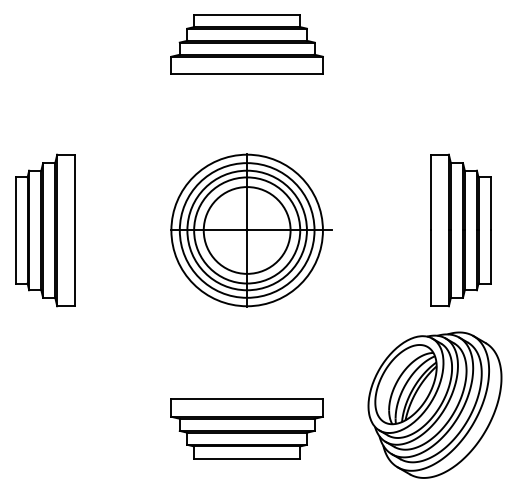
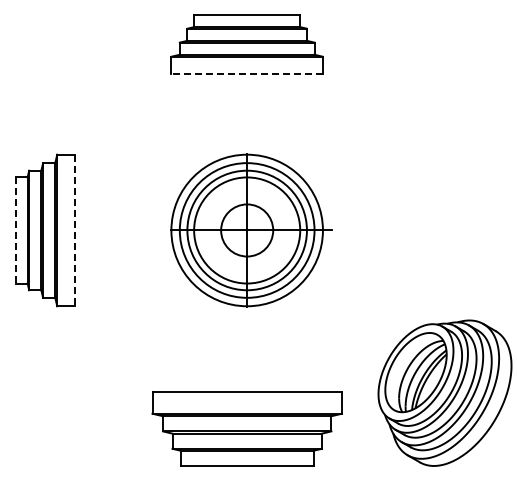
line: solid -> dashed (247, 74)
line: solid -> dashed (15, 230)
line: solid -> dashed (74, 230)
circle diameter: 87 px -> 52 px (247, 230)
part: present -> none (460, 230)
part position: (434, 404) -> (444, 392) (444, 392)
part size: 154x62 px -> 192x76 px (246, 428)
